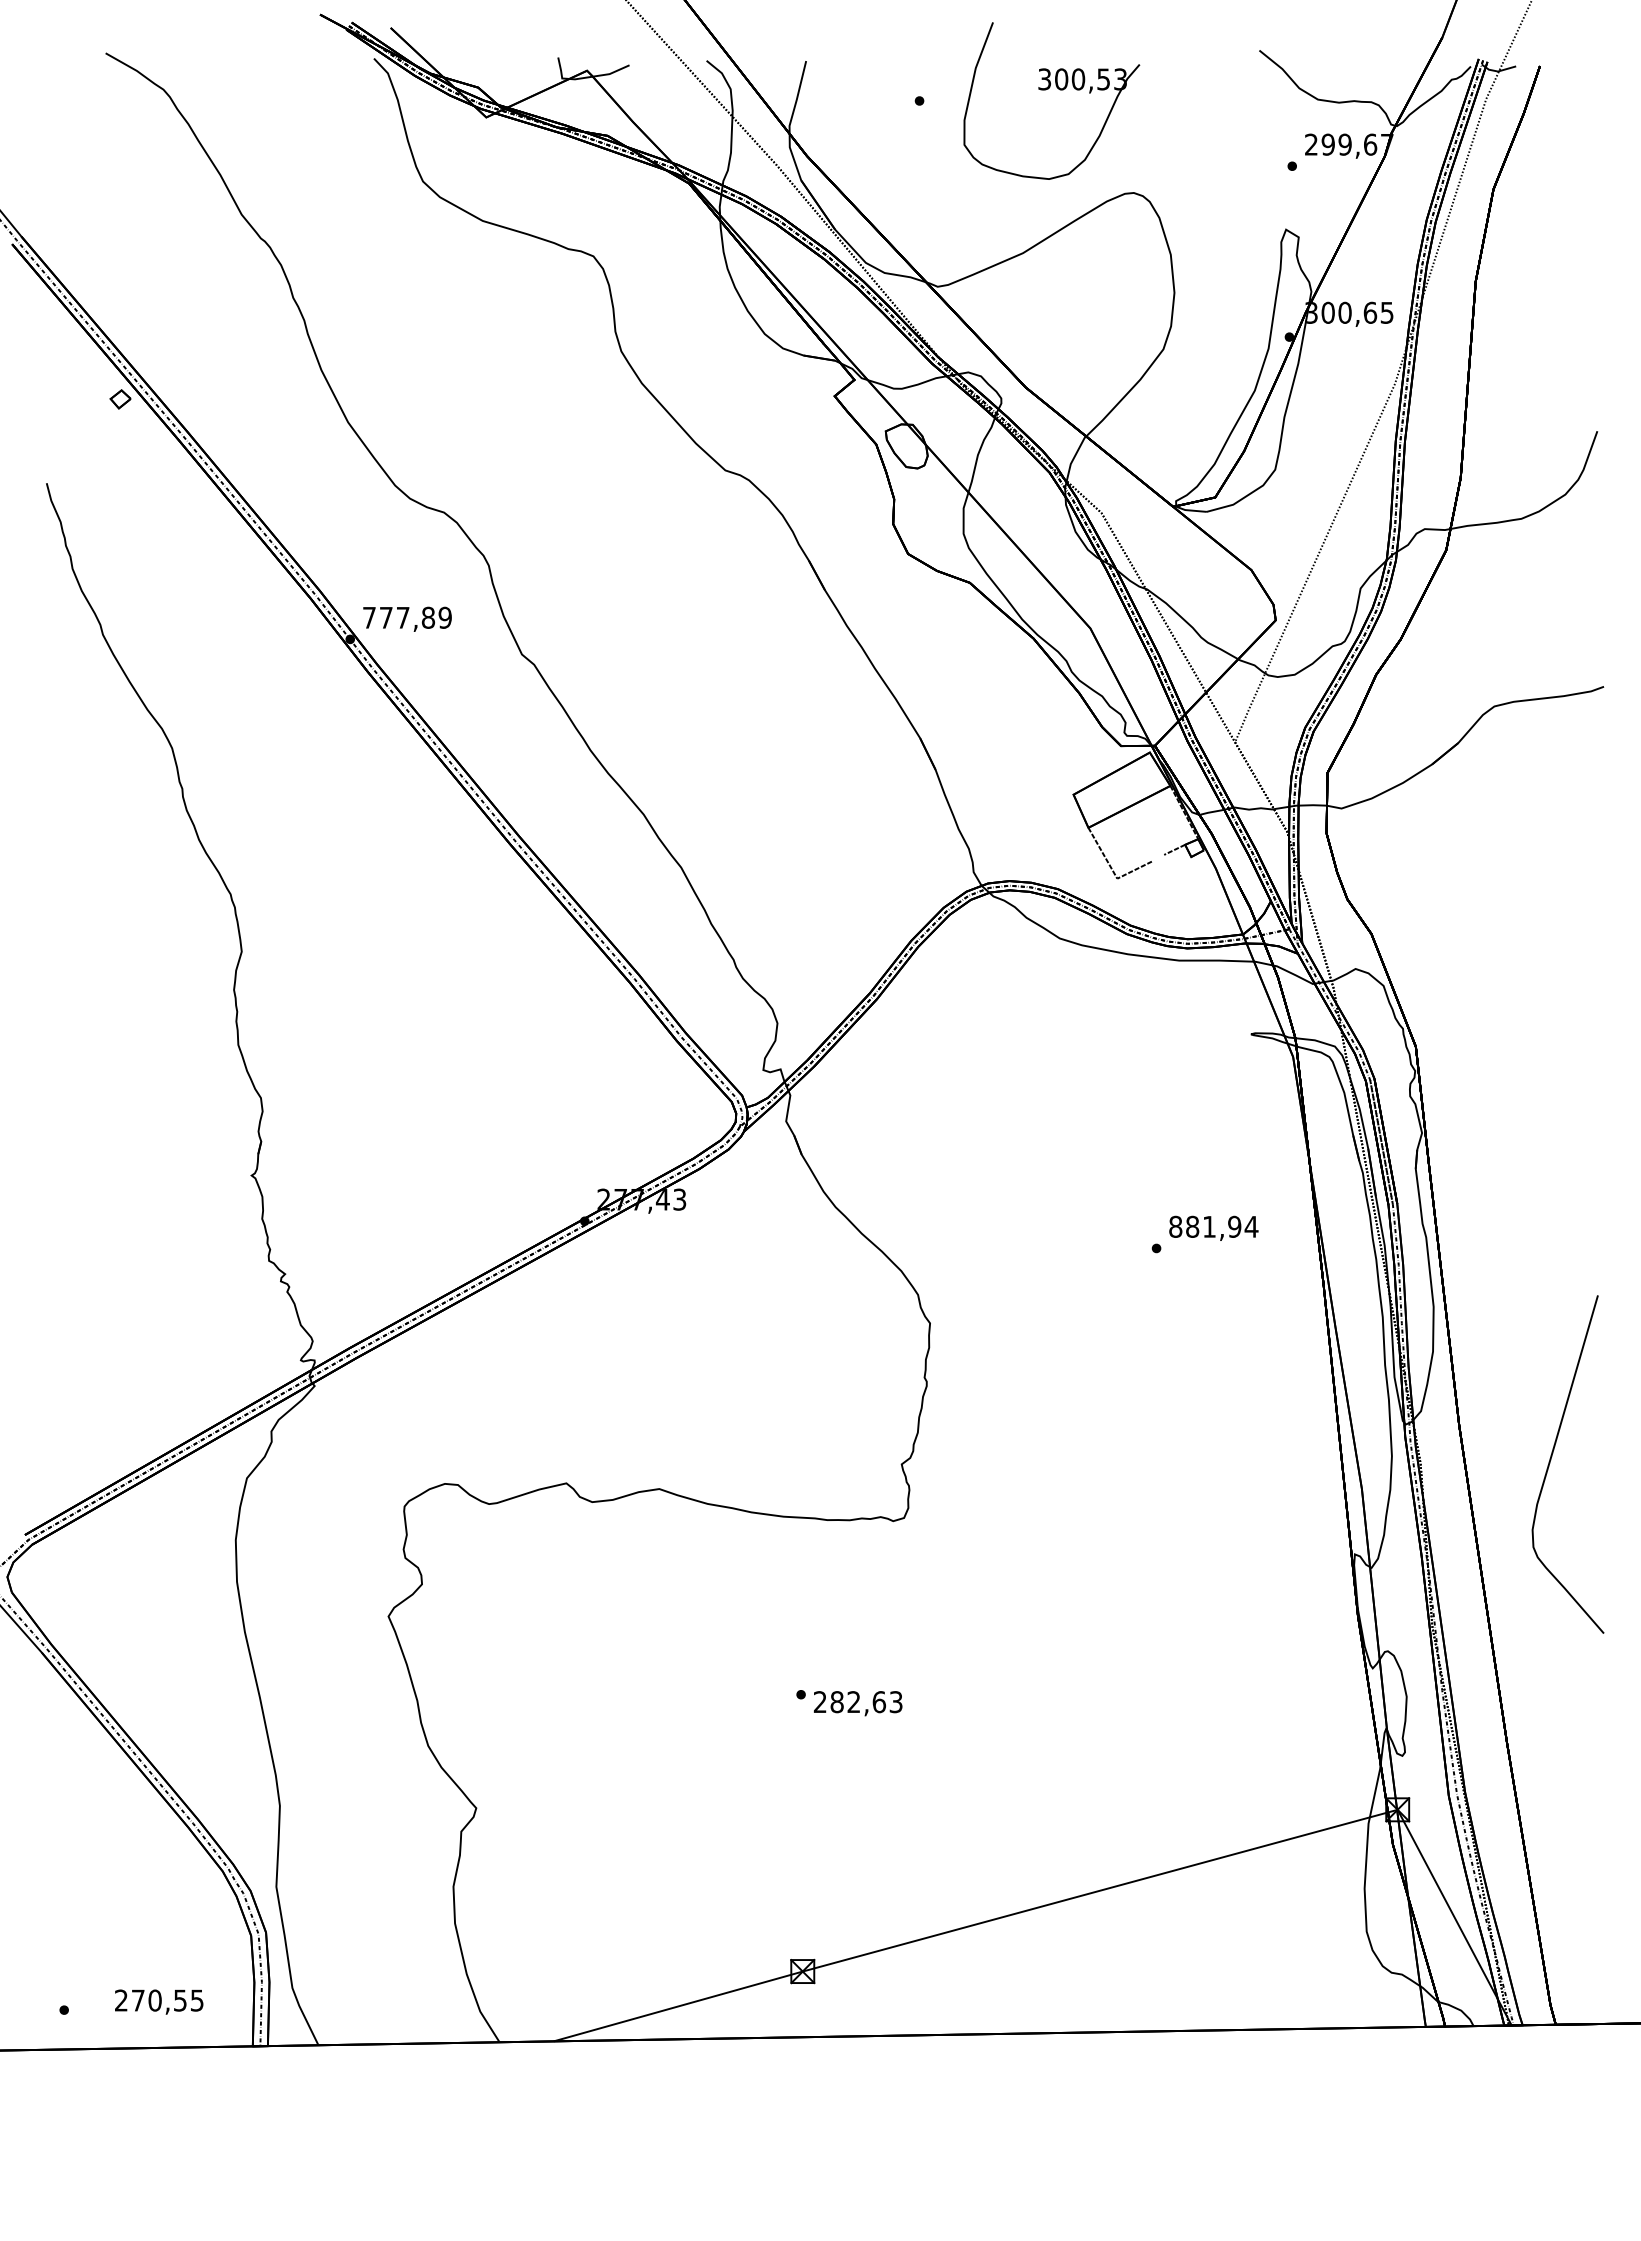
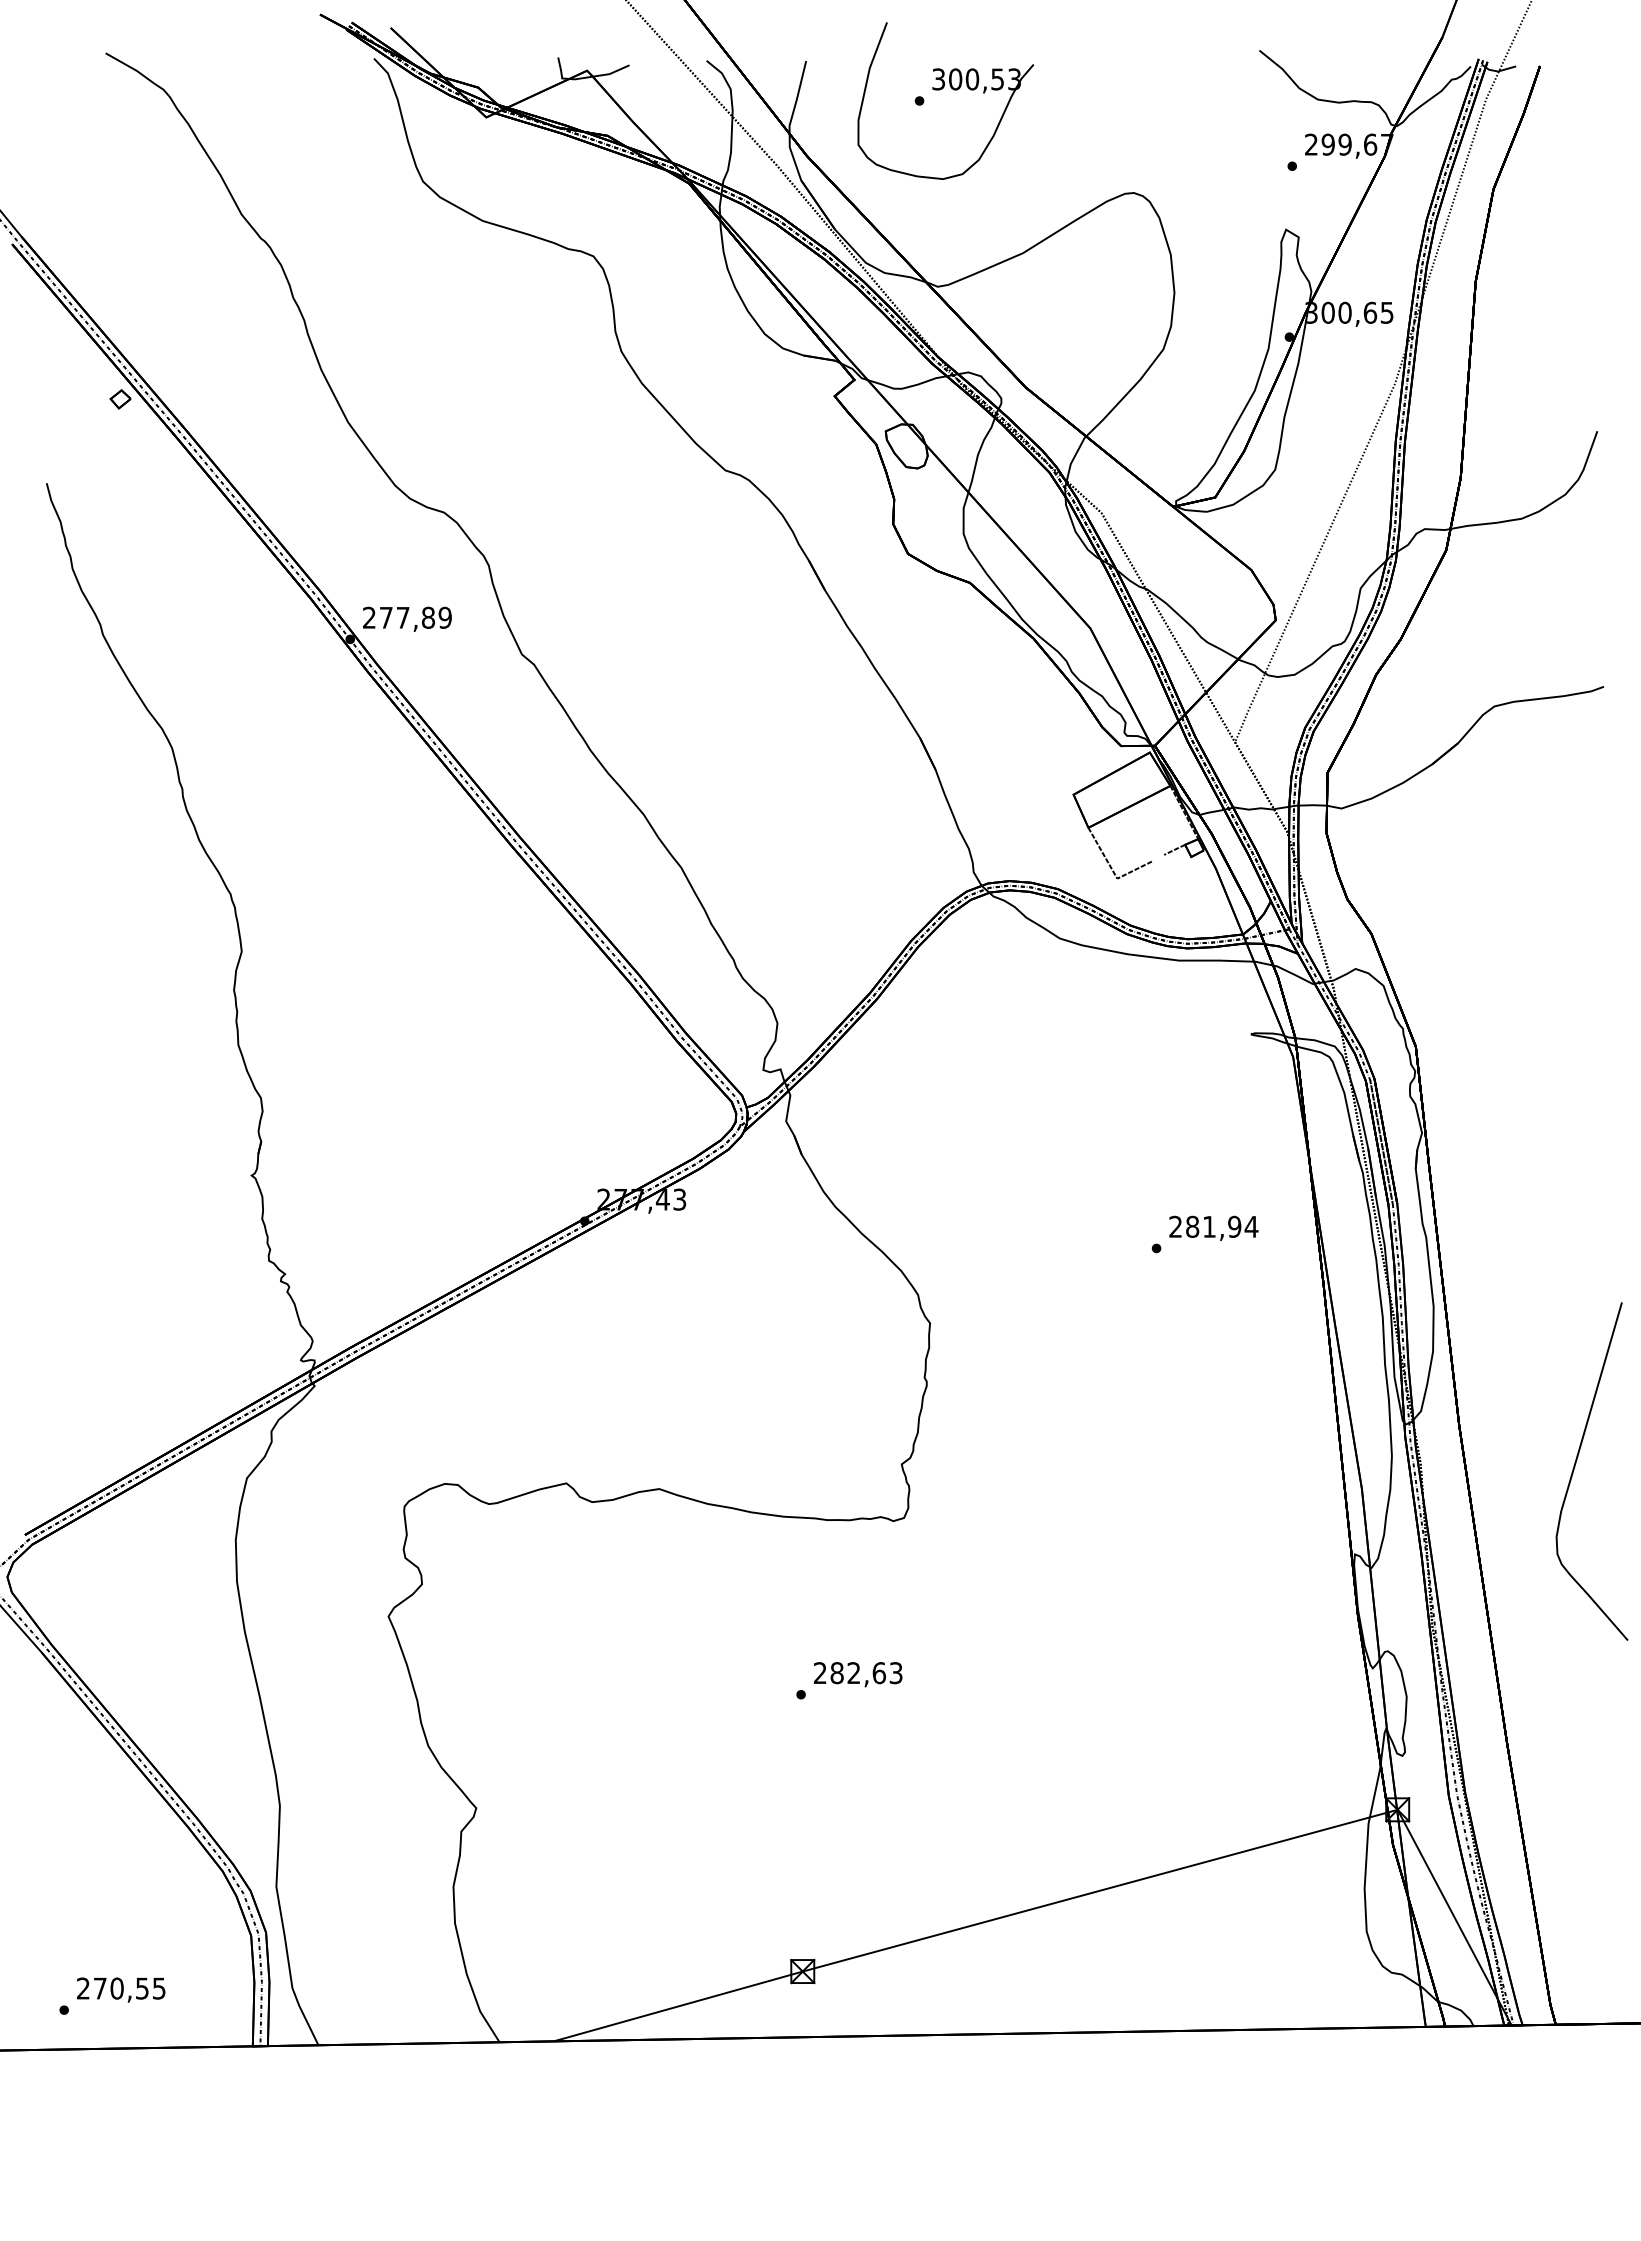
part position: (1048, 89) -> (942, 89) (942, 89)
text: 777,89 -> 277,89 (369, 617)
text: 881,94 -> 281,94 (1175, 1226)
curve position: (1551, 1460) -> (1575, 1467) (1575, 1467)
text position: (858, 1703) -> (858, 1674) (858, 1674)
text position: (159, 2001) -> (121, 1989) (121, 1989)
